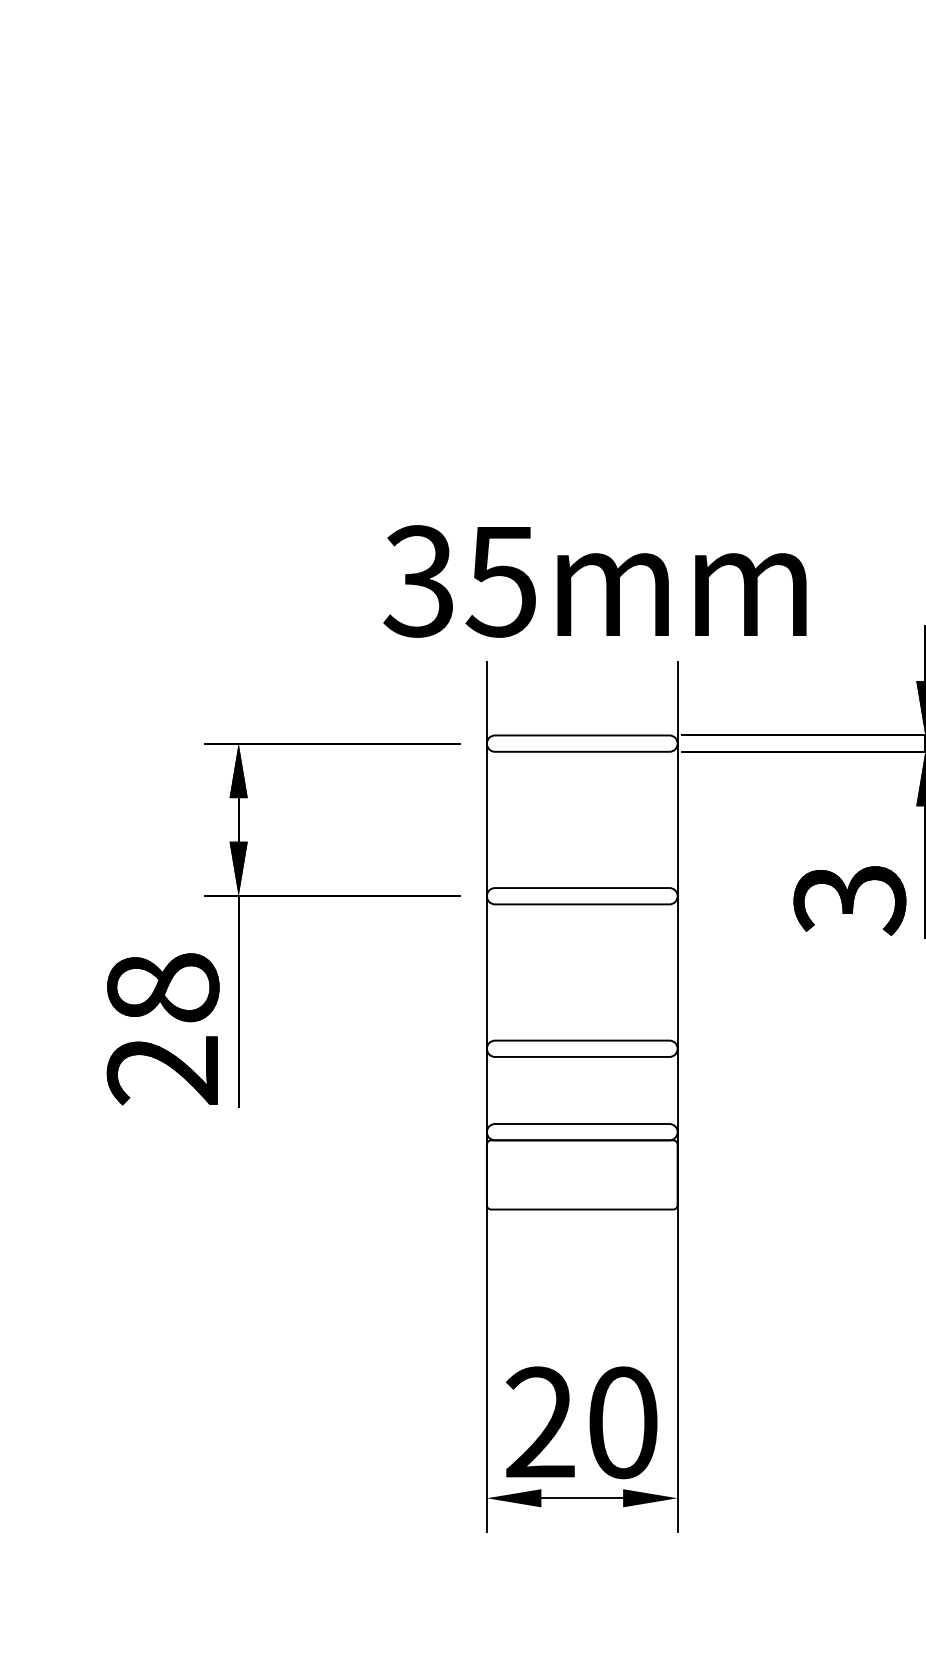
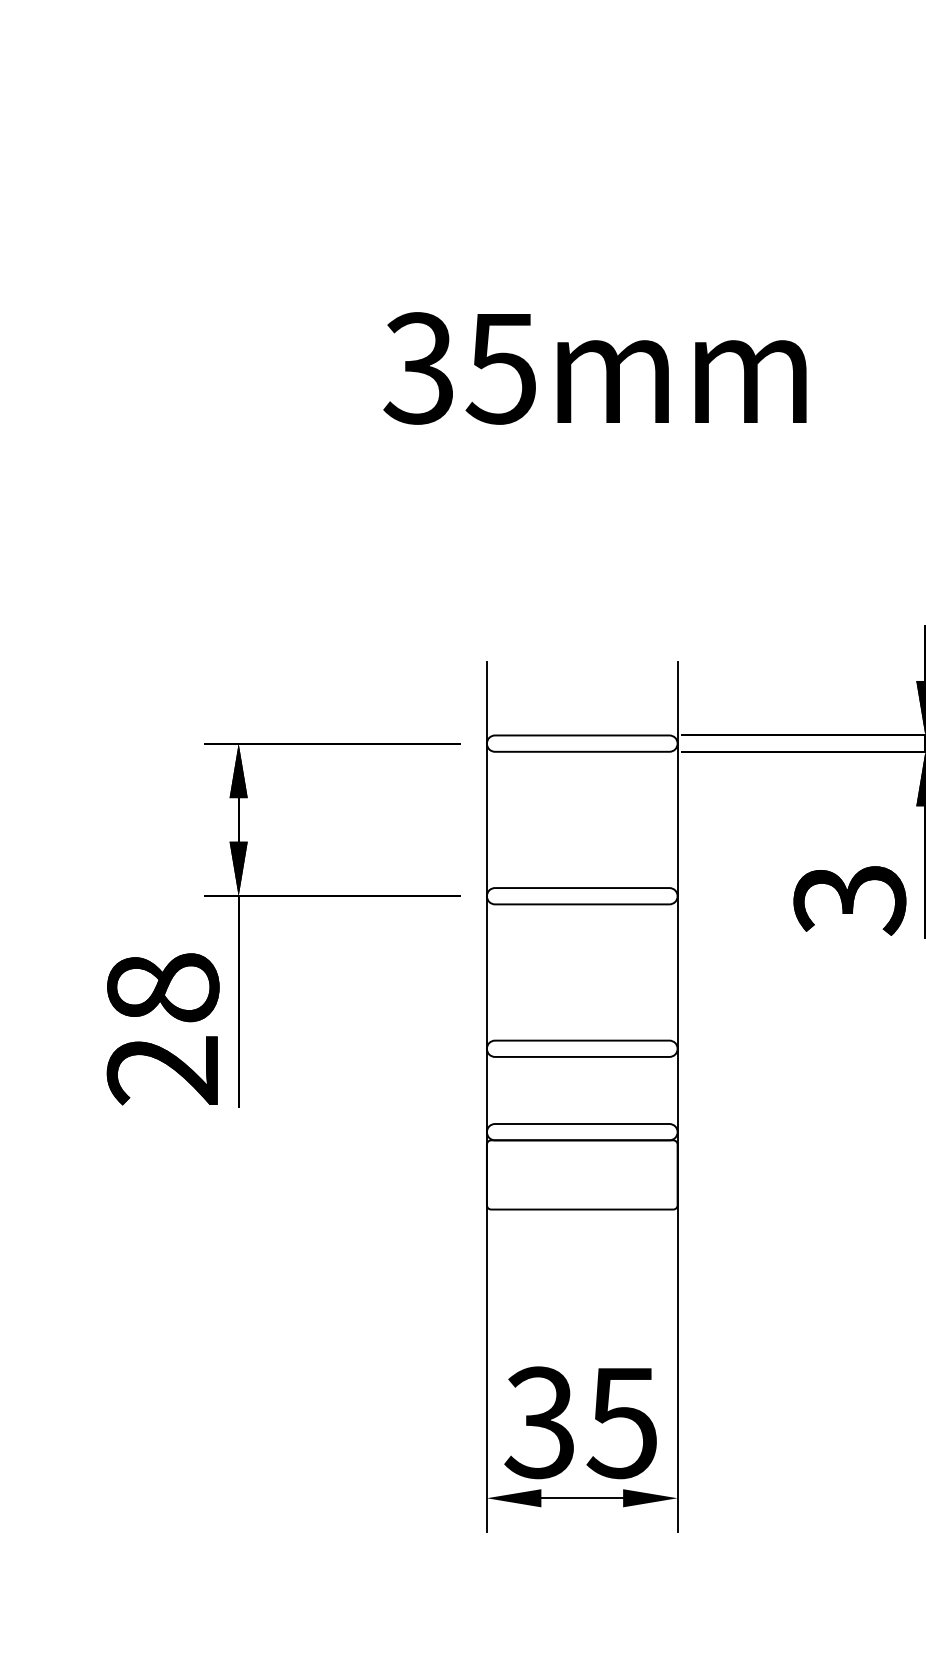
text position: (594, 581) -> (594, 368) (594, 368)
text: 20 -> 35 (580, 1422)
